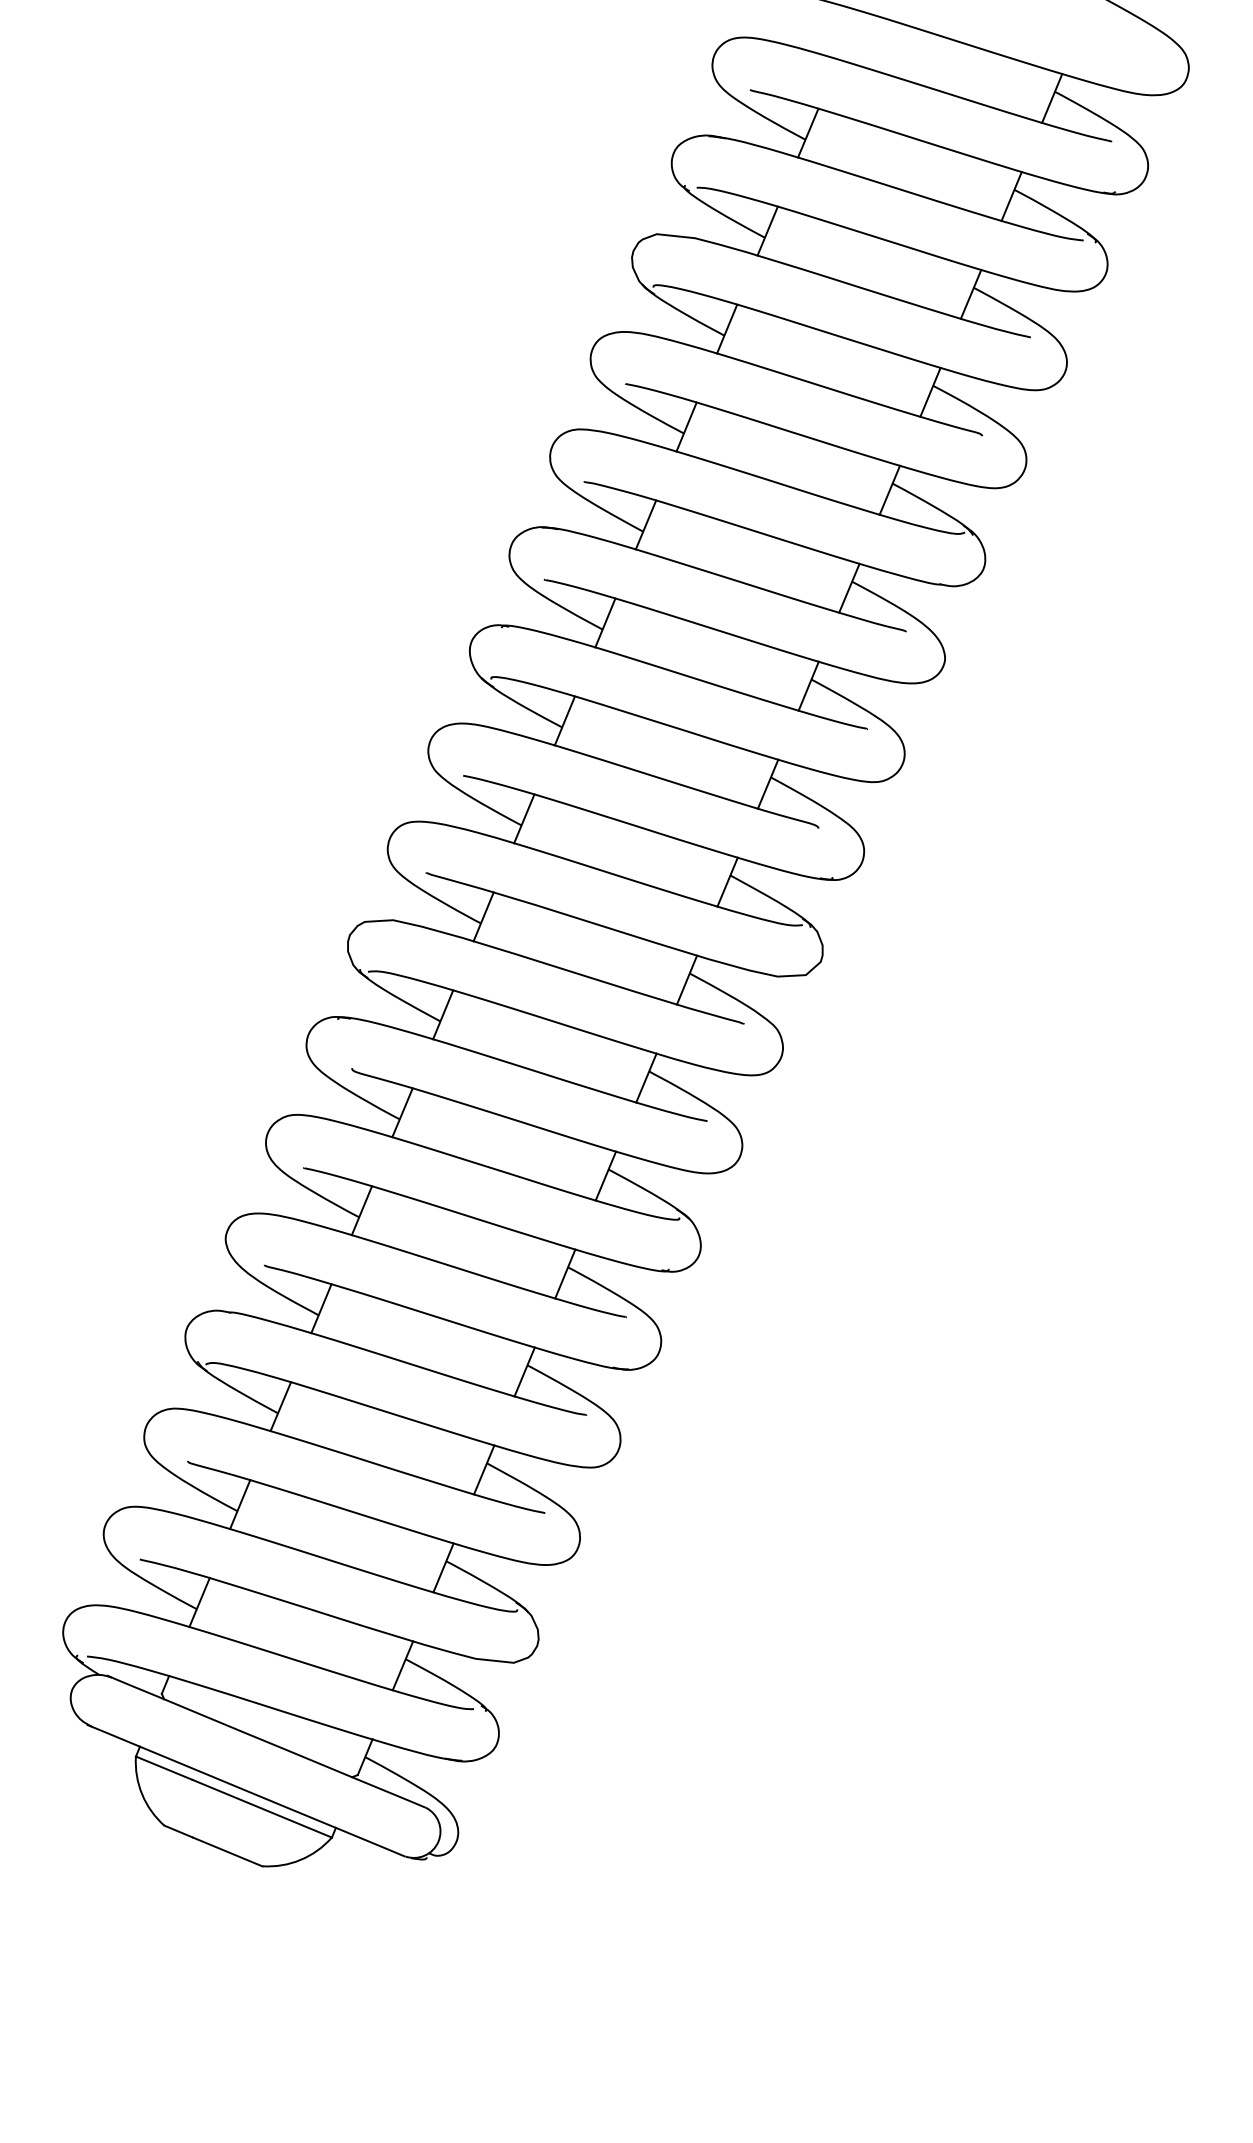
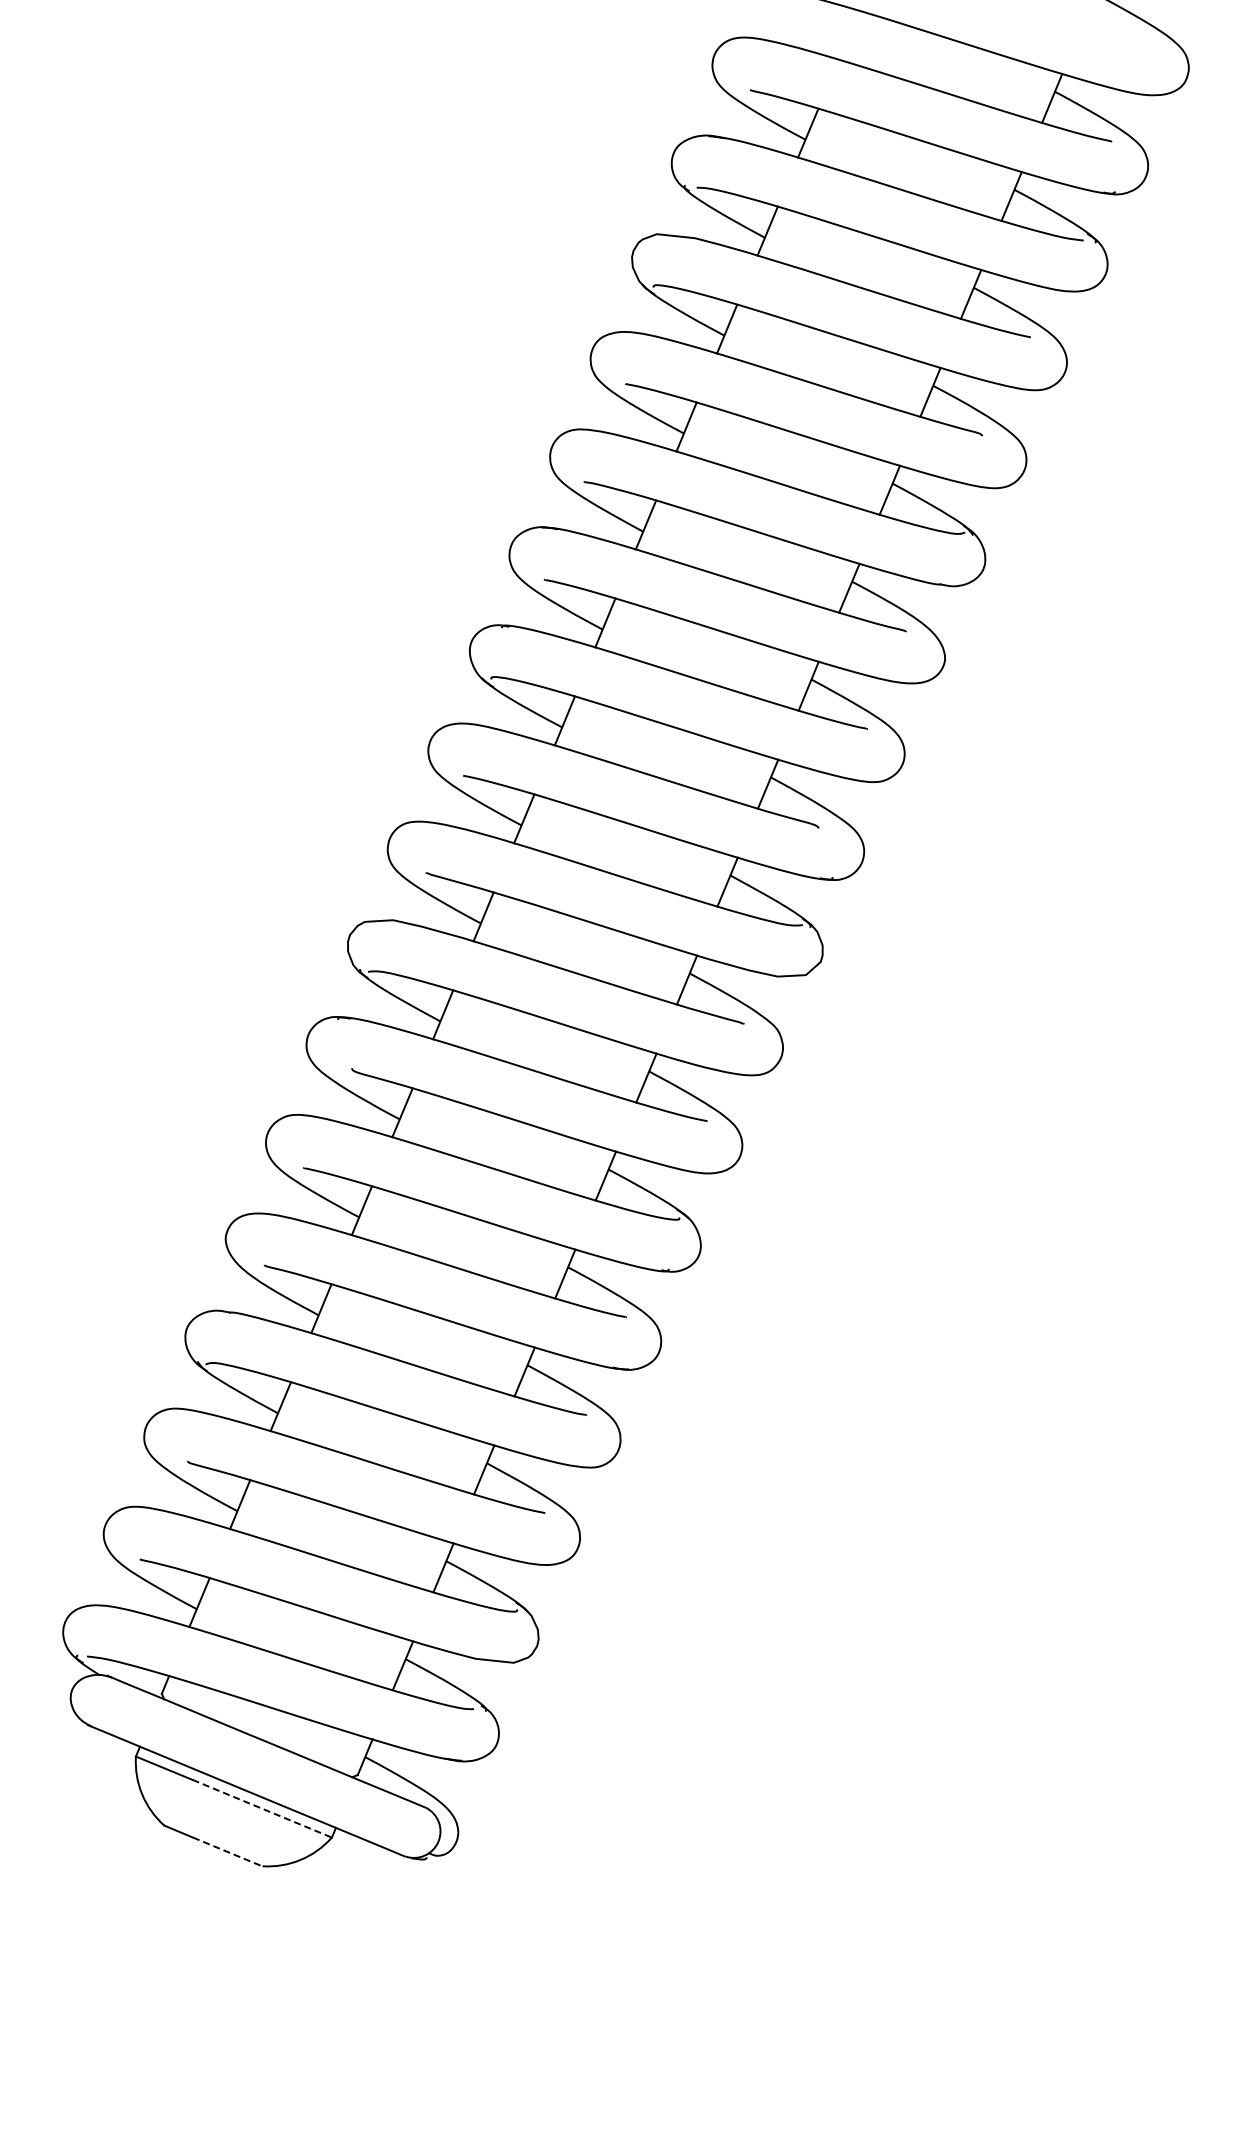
line: solid -> dashed (262, 1808)
line: solid -> dashed (227, 1852)
